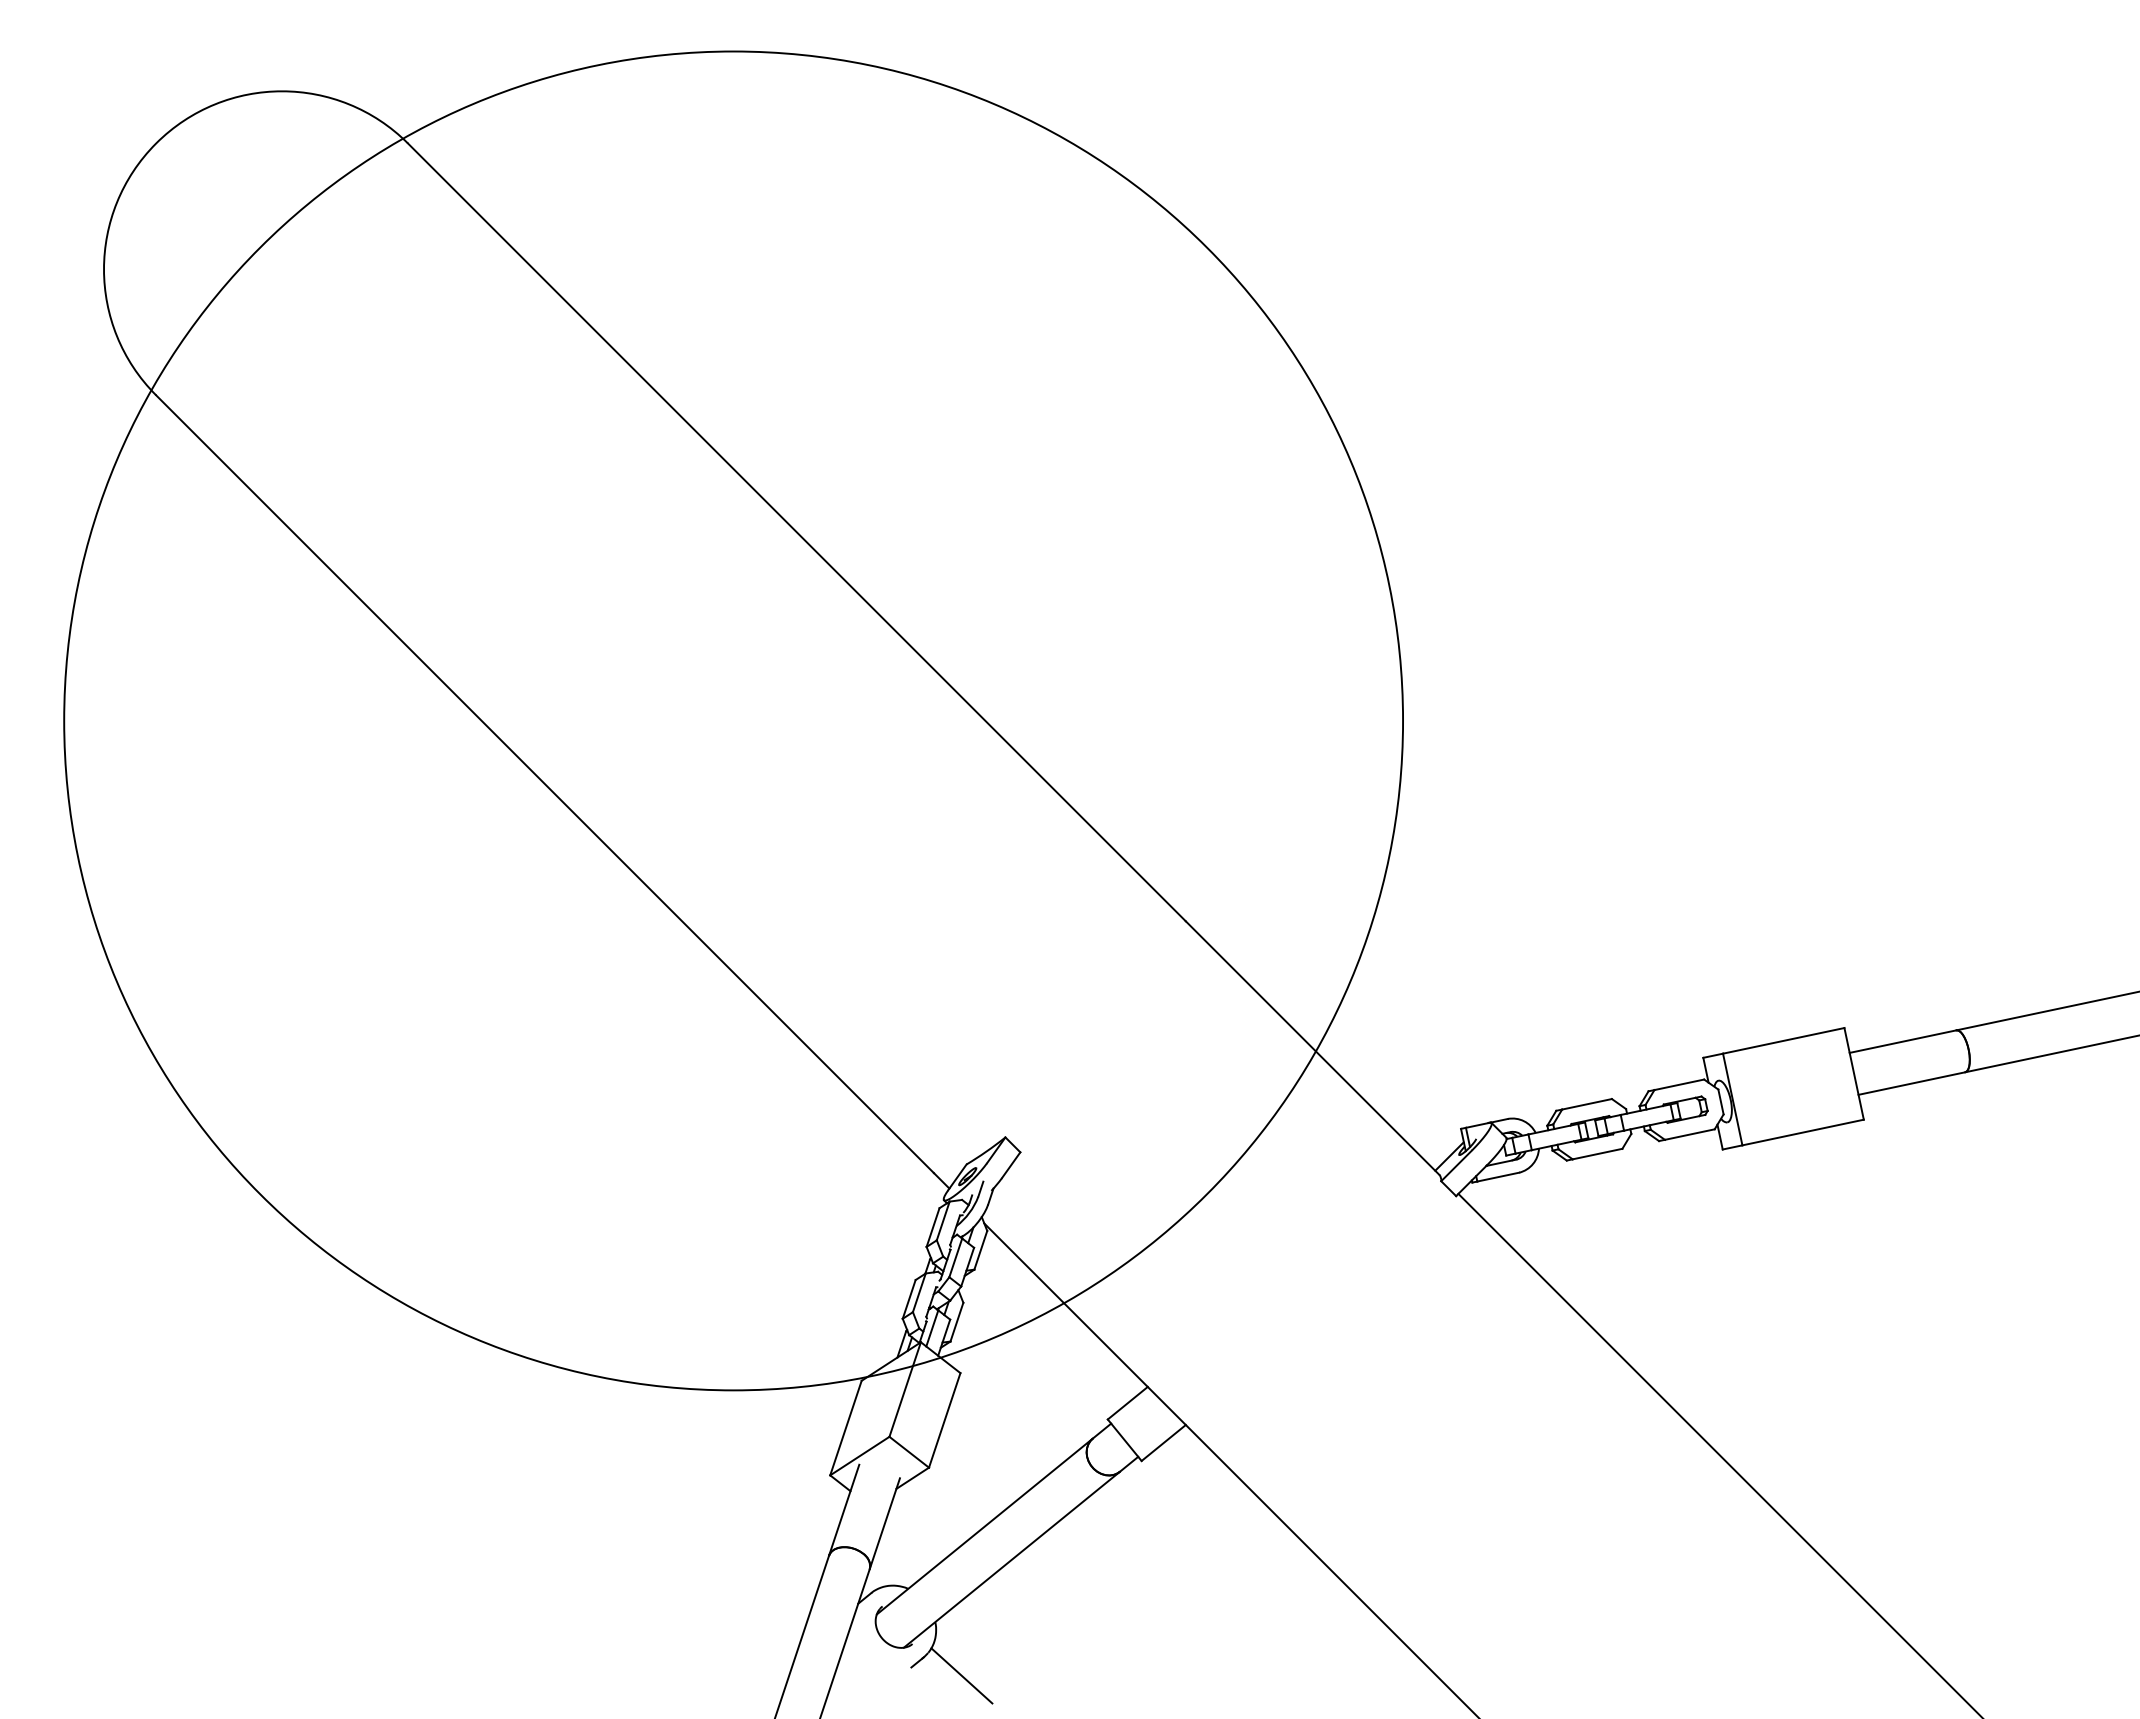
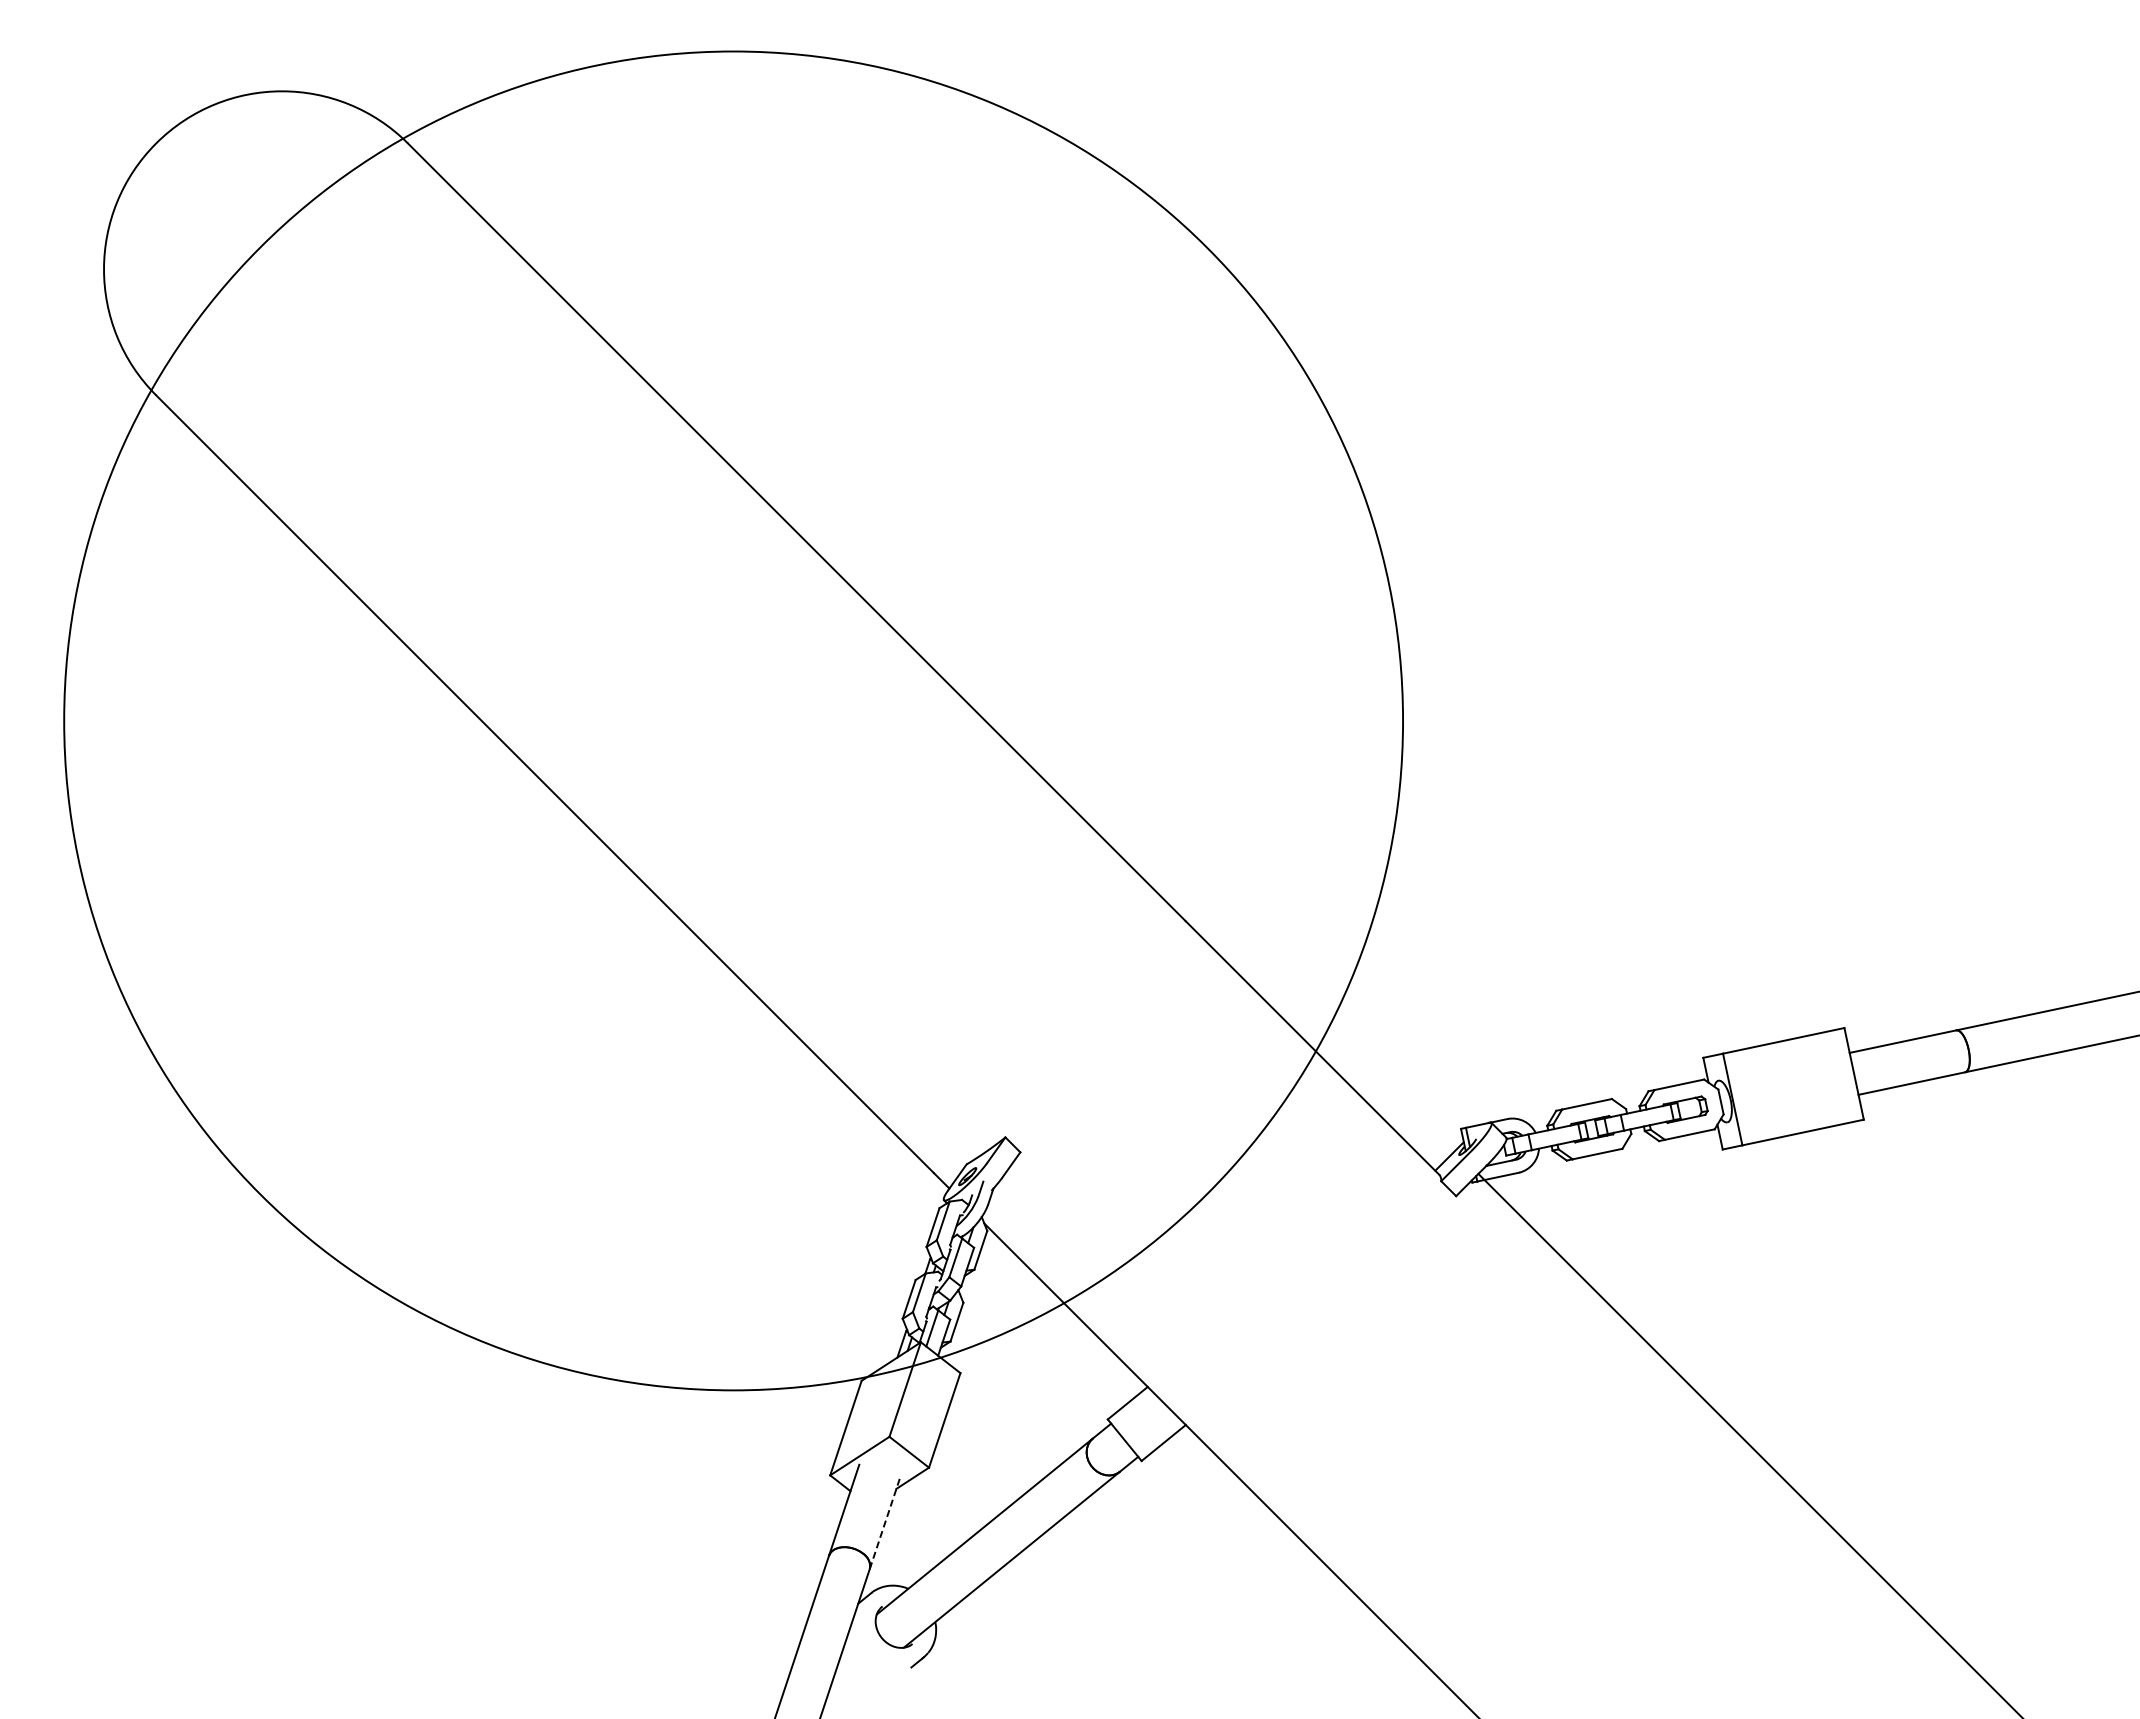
line position: (1719, 1454) -> (1748, 1444) (1748, 1444)
line: solid -> dashed (884, 1523)
line: present -> none (961, 1675)
